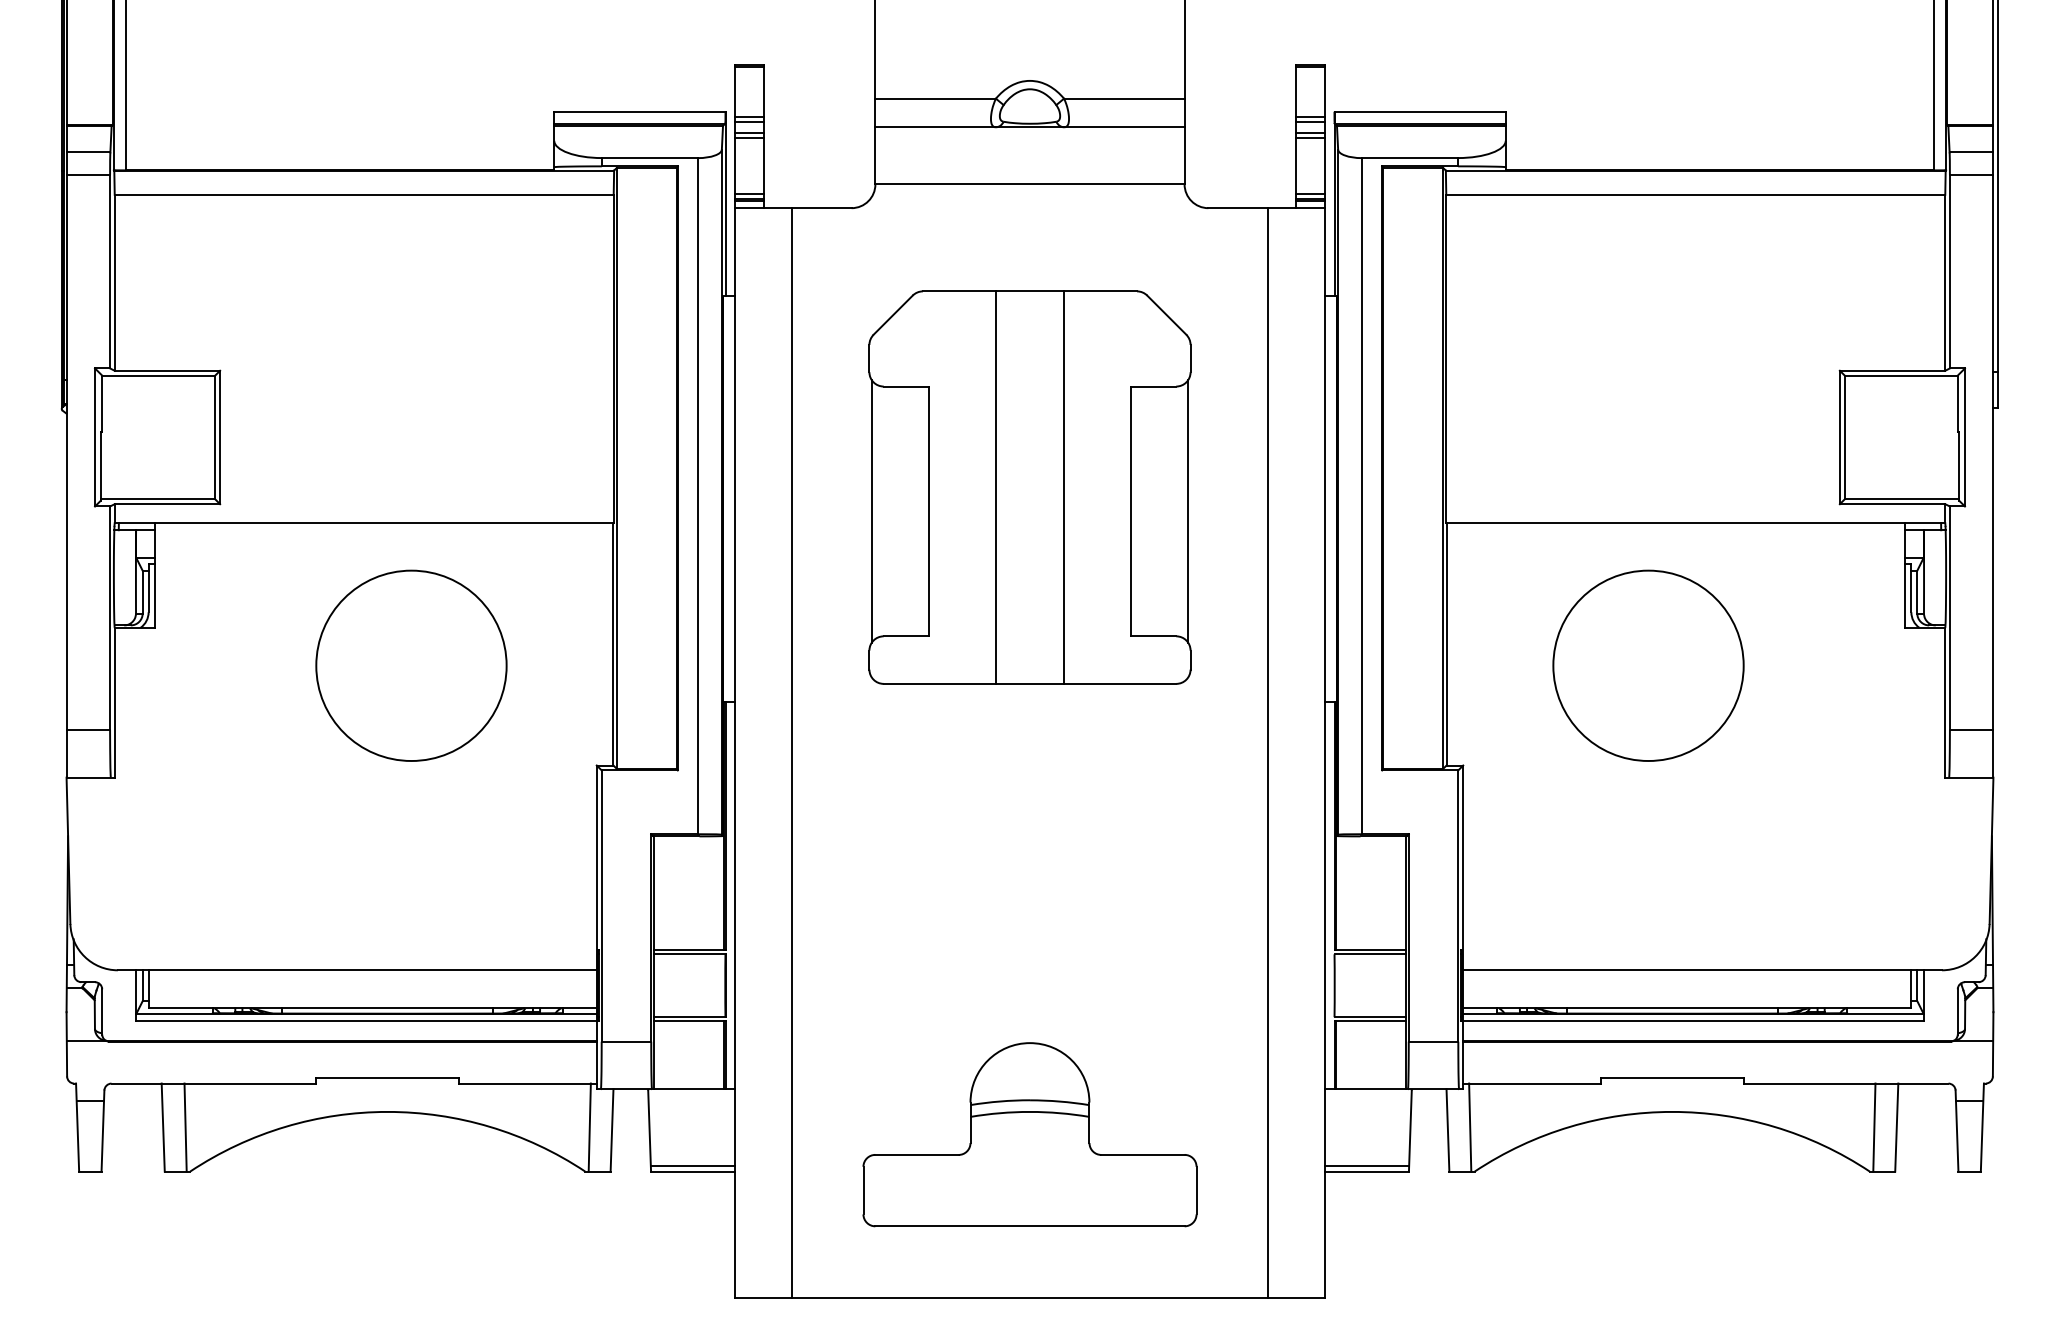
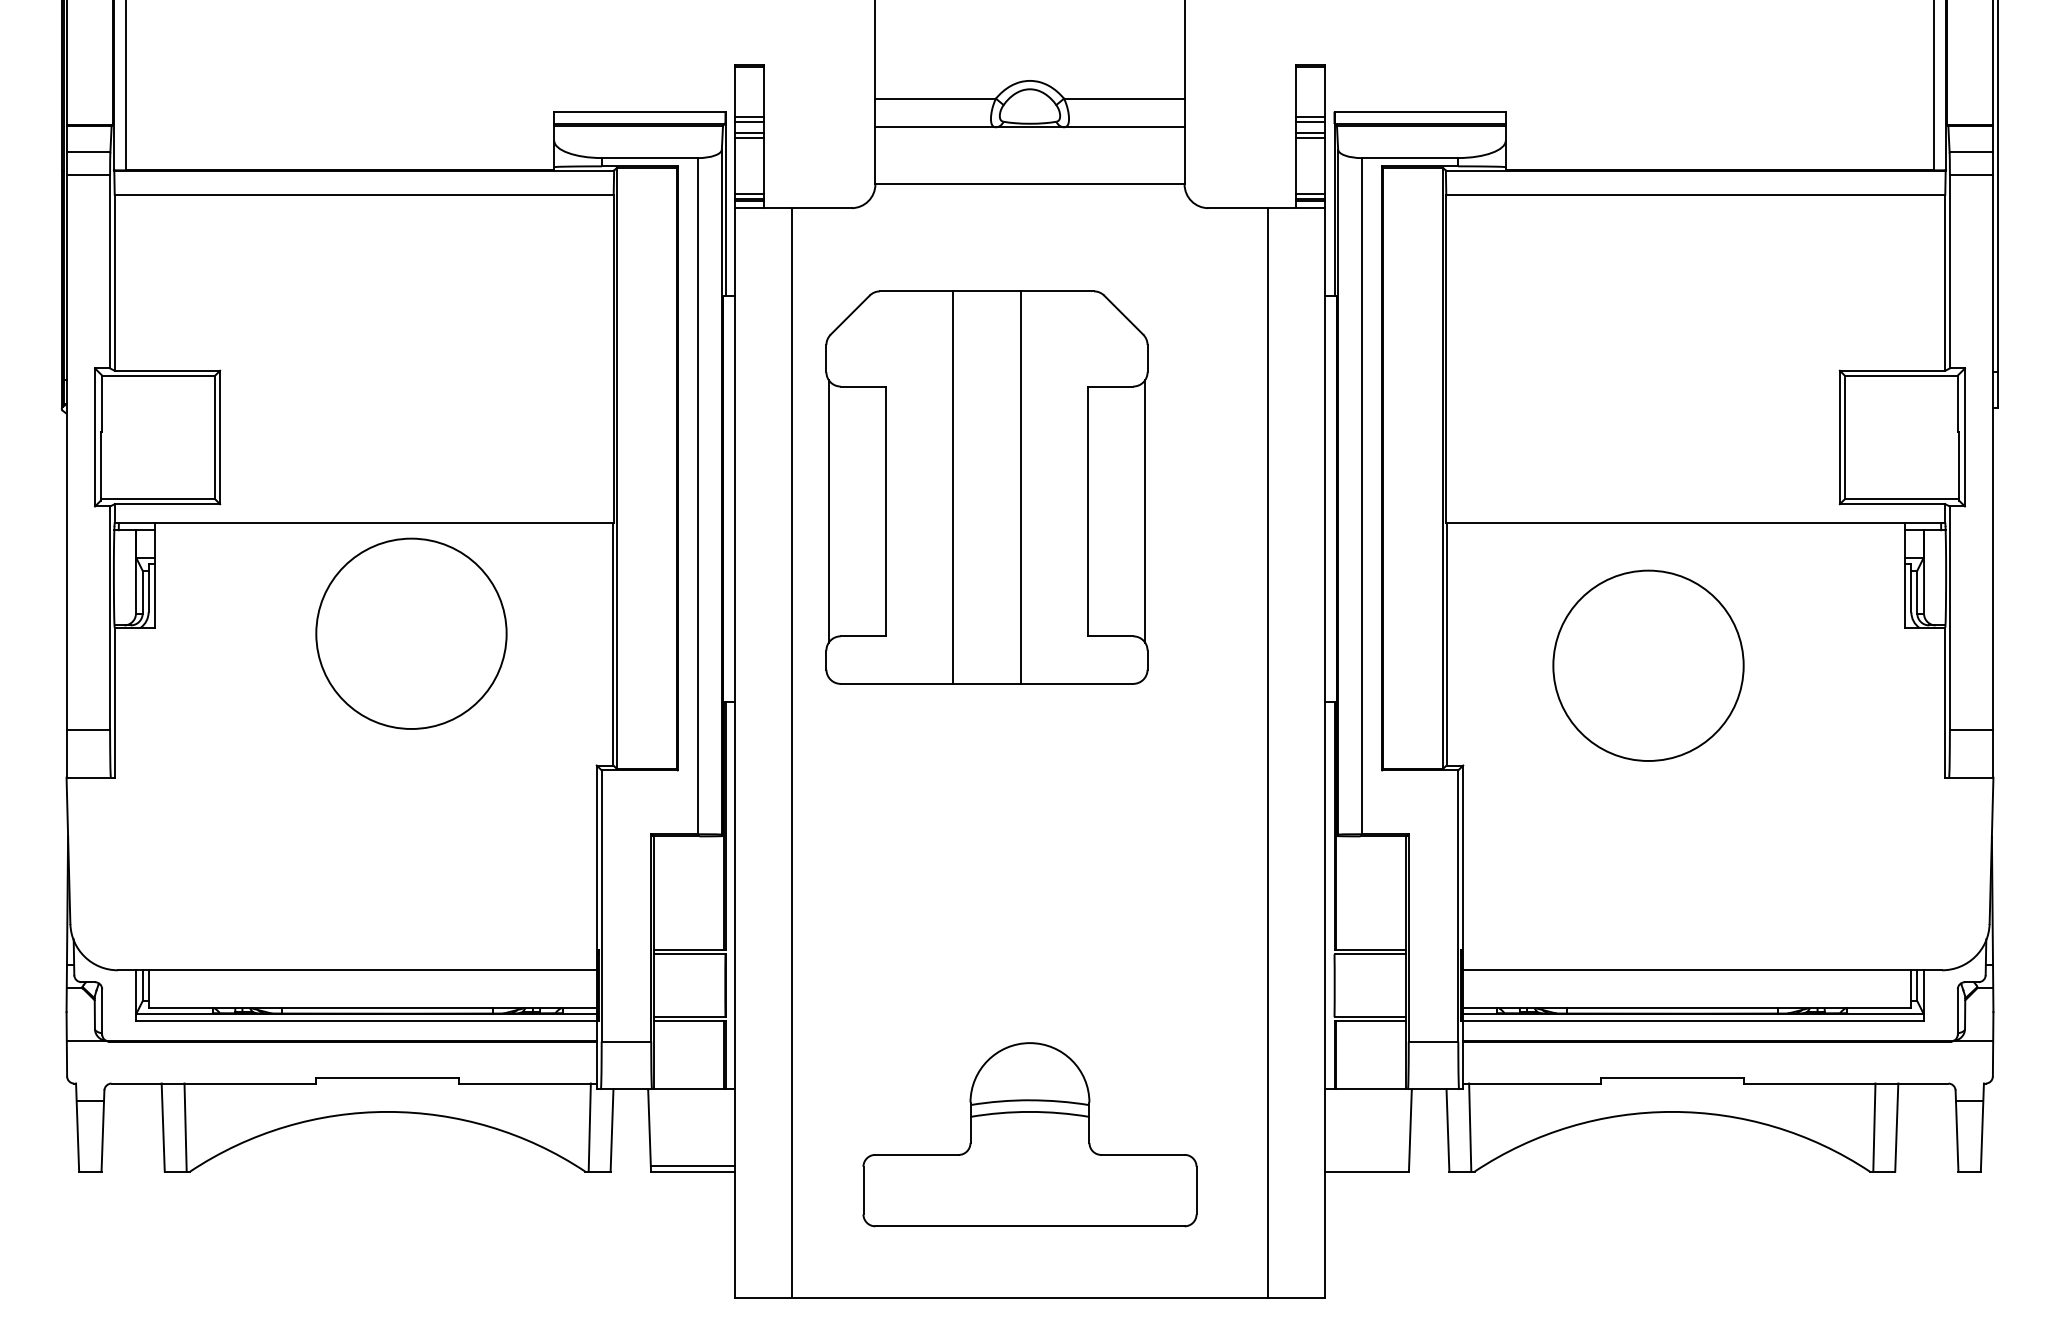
part position: (1029, 487) -> (986, 487) (986, 487)
circle position: (411, 665) -> (411, 633) (411, 633)
line: present -> none (1366, 1165)
